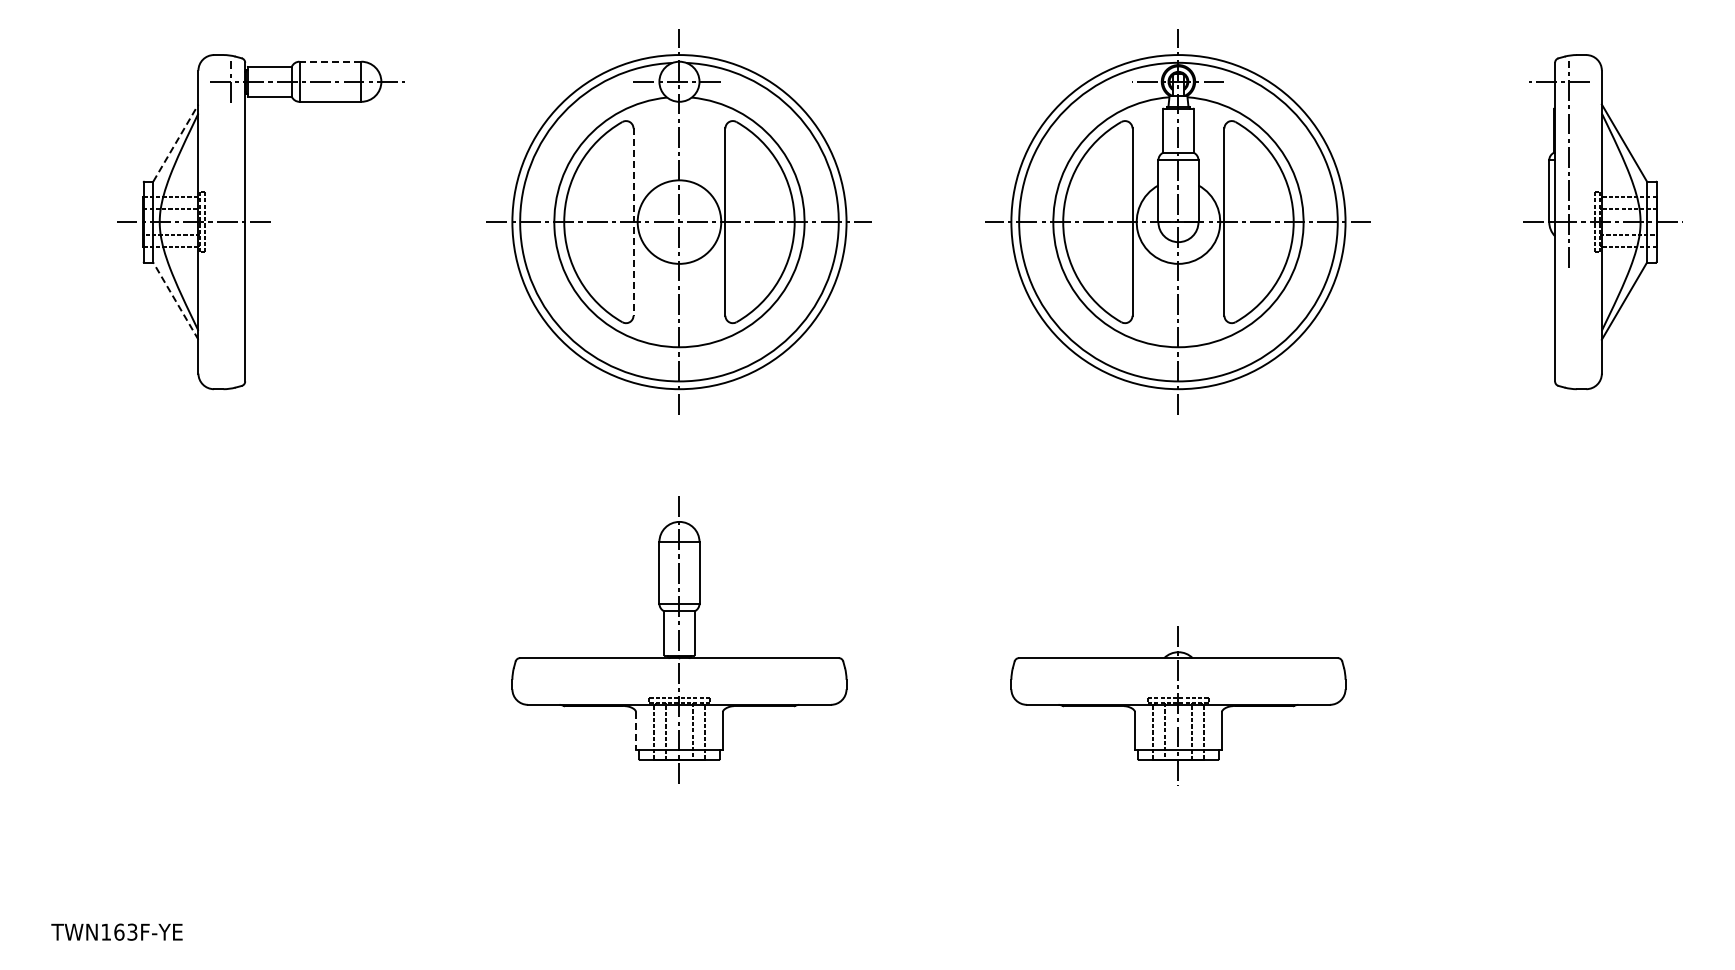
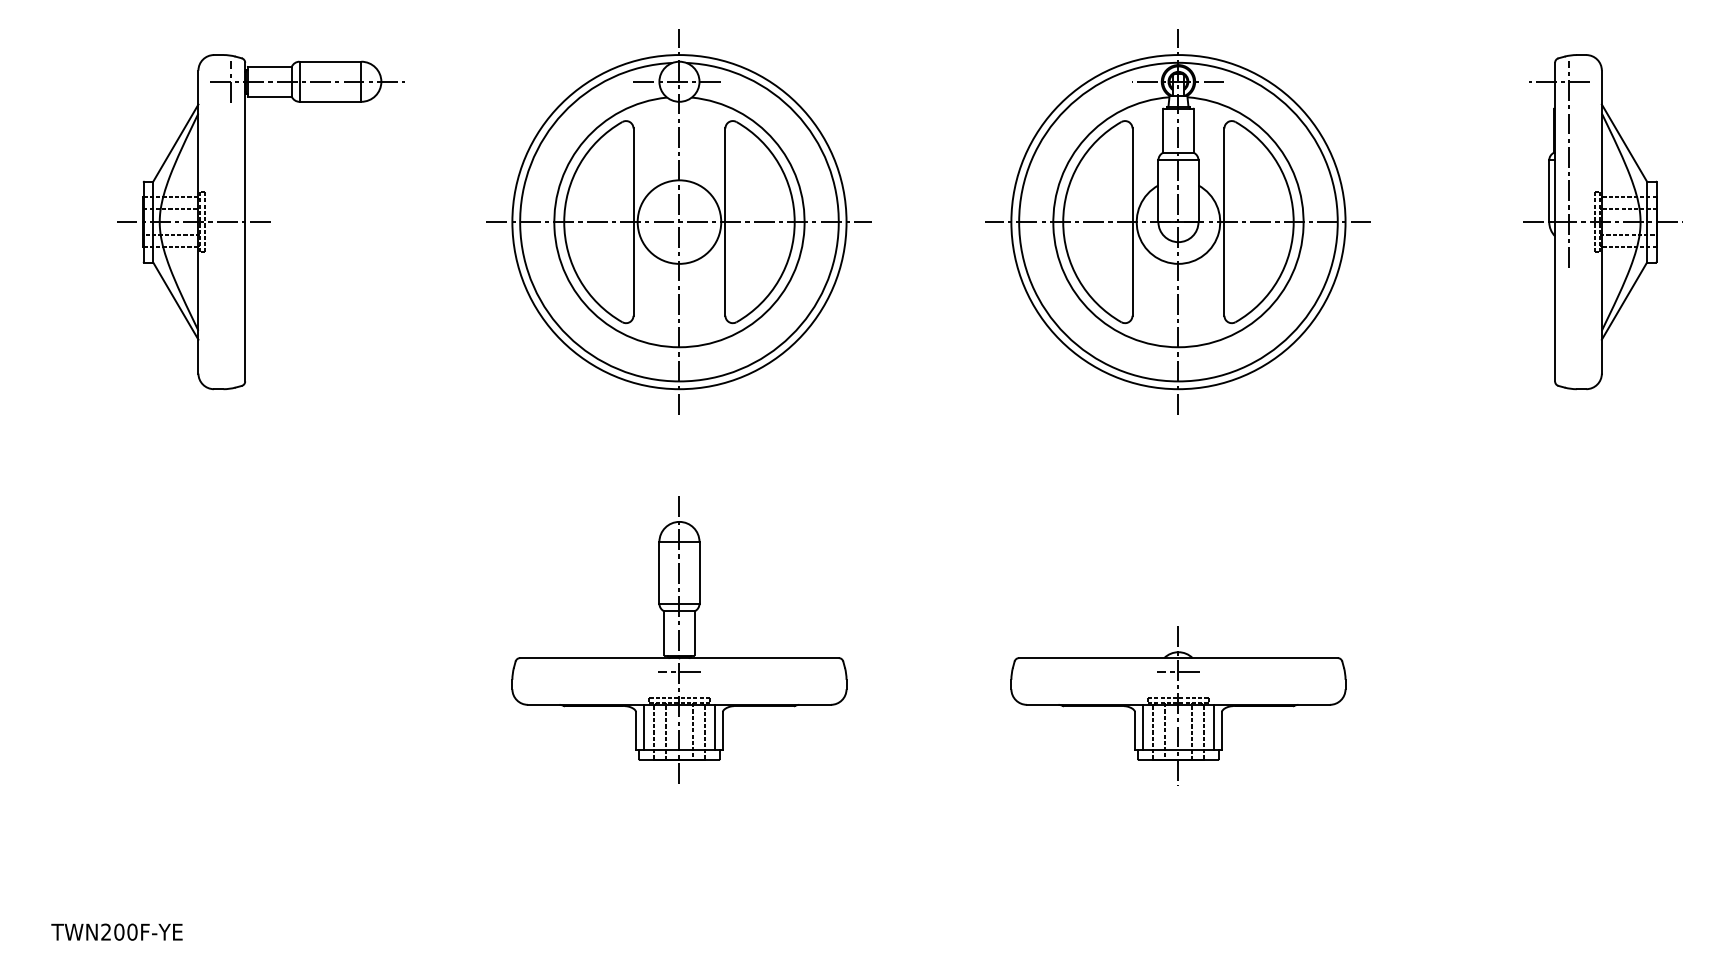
line: dashed -> solid (330, 61)
line: dashed -> solid (175, 143)
line: dashed -> solid (633, 222)
line: dashed -> solid (175, 301)
line: none -> present (679, 672)
line: none -> present (1178, 672)
line: none -> present (644, 726)
line: none -> present (714, 726)
line: none -> present (1143, 726)
line: none -> present (1213, 726)
line: dashed -> solid (636, 731)
text: TWN163F-YE -> TWN200F-YE (119, 931)
